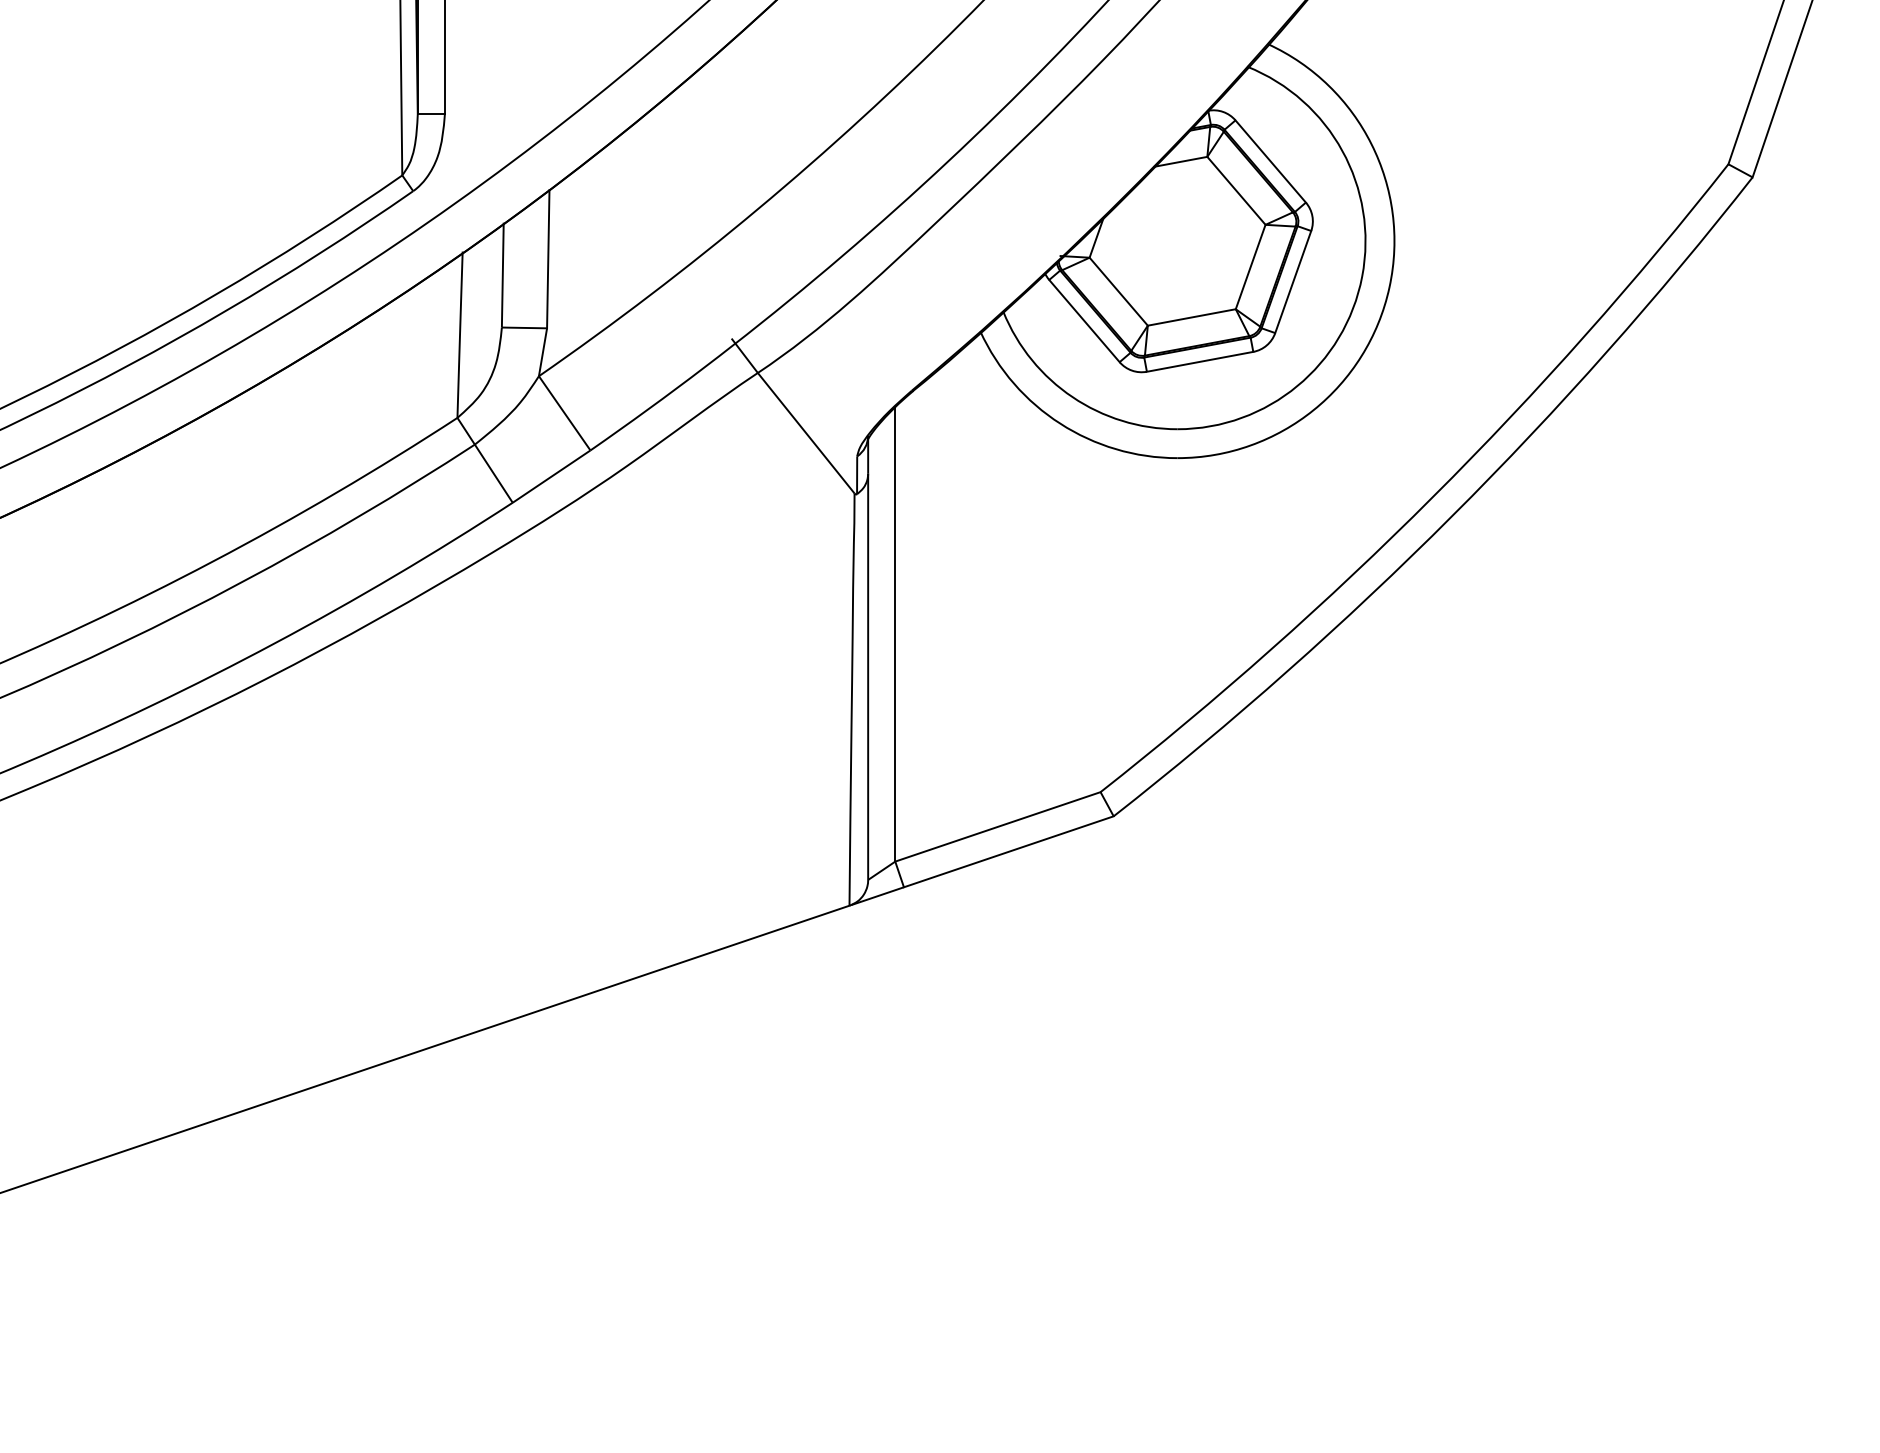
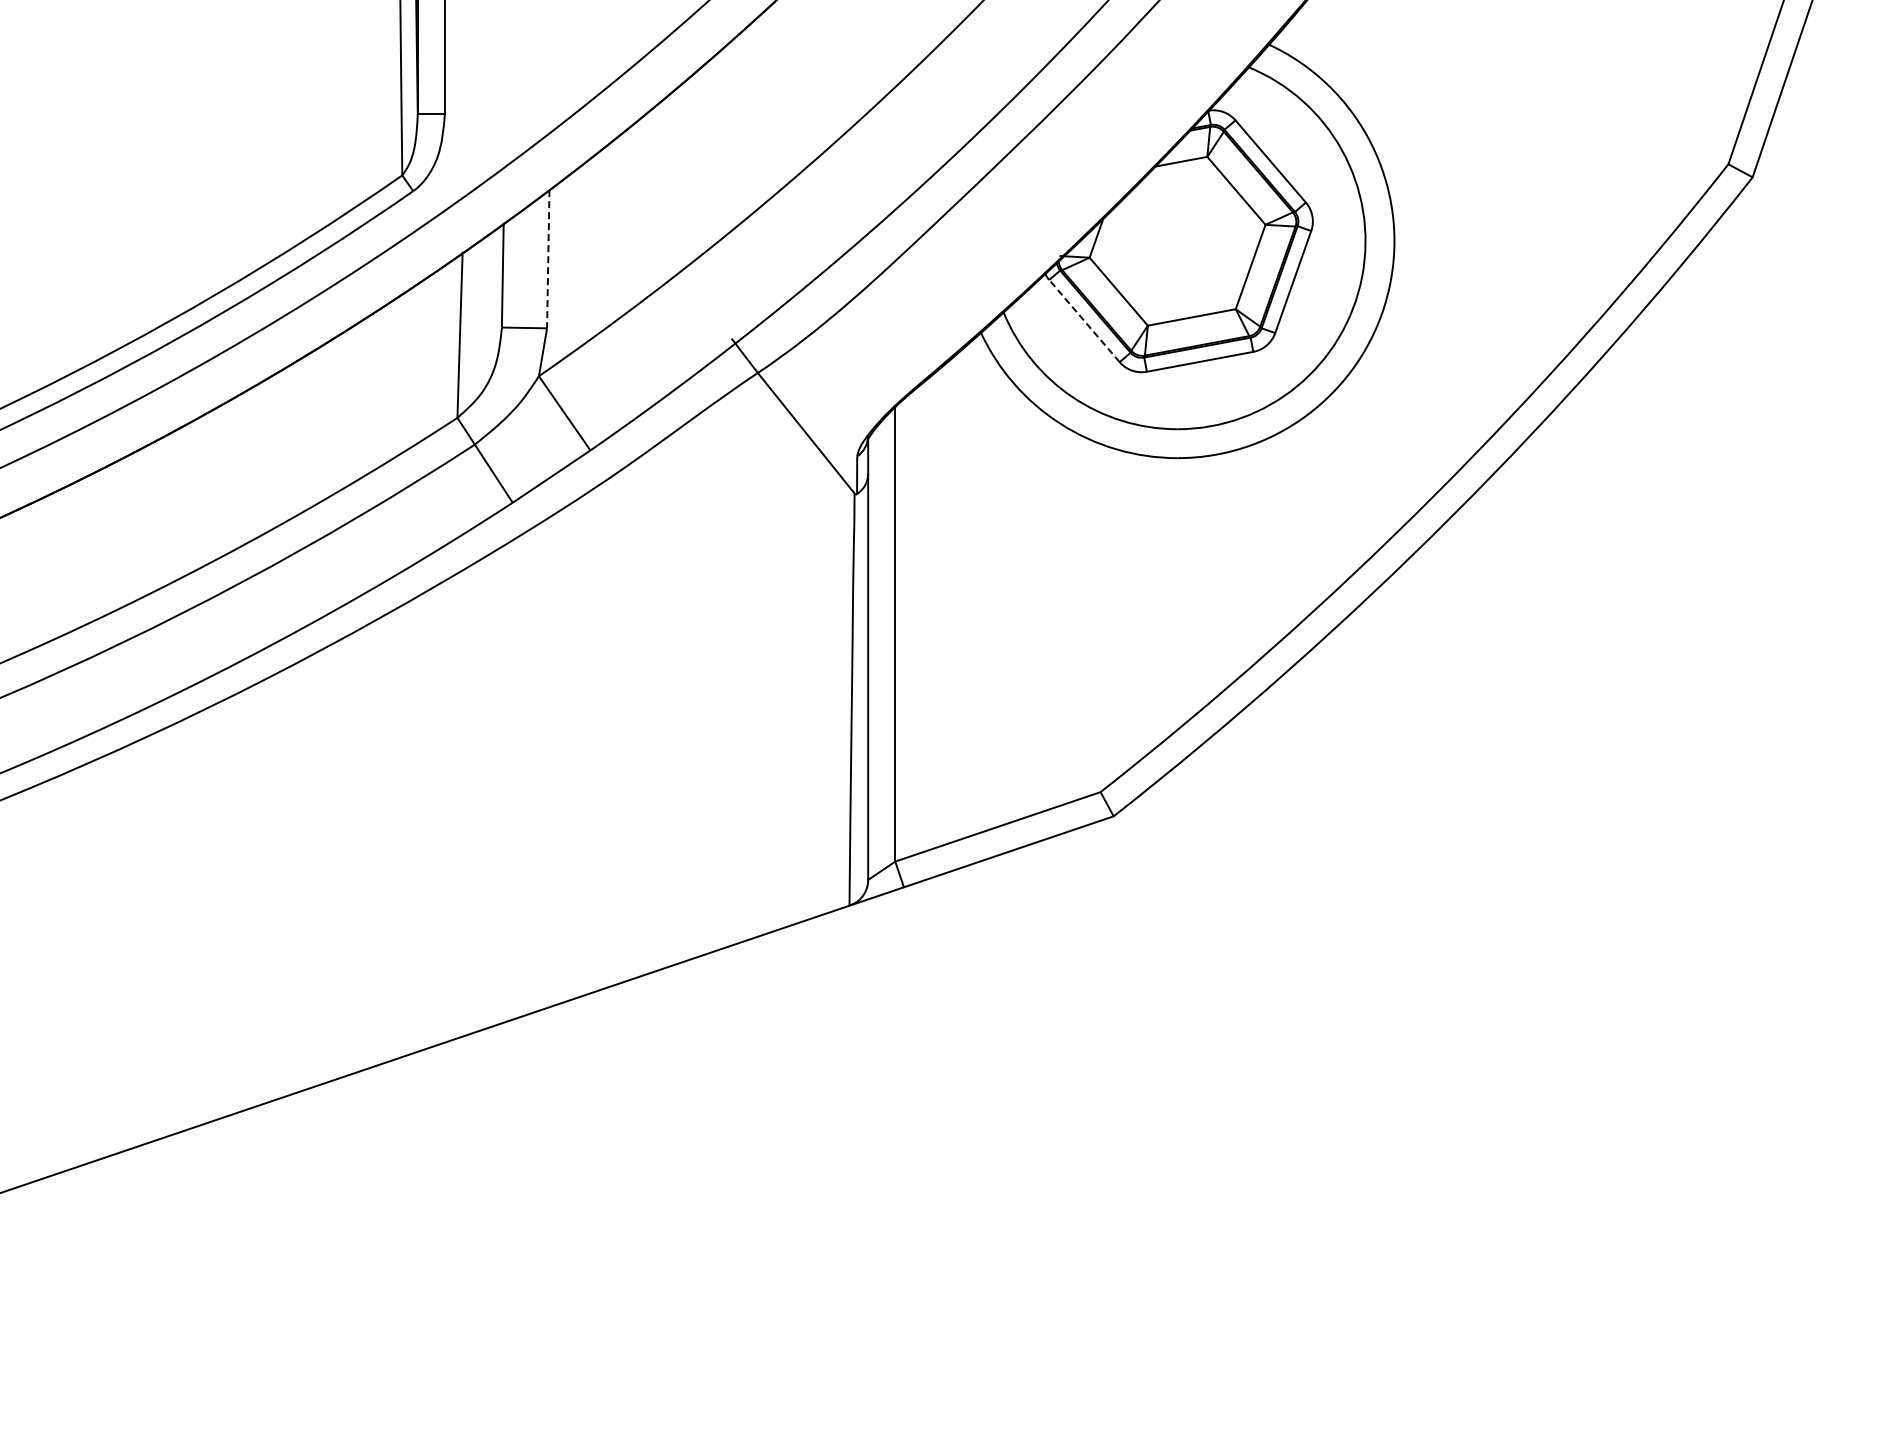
line: solid -> dashed (548, 259)
line: solid -> dashed (1084, 320)
